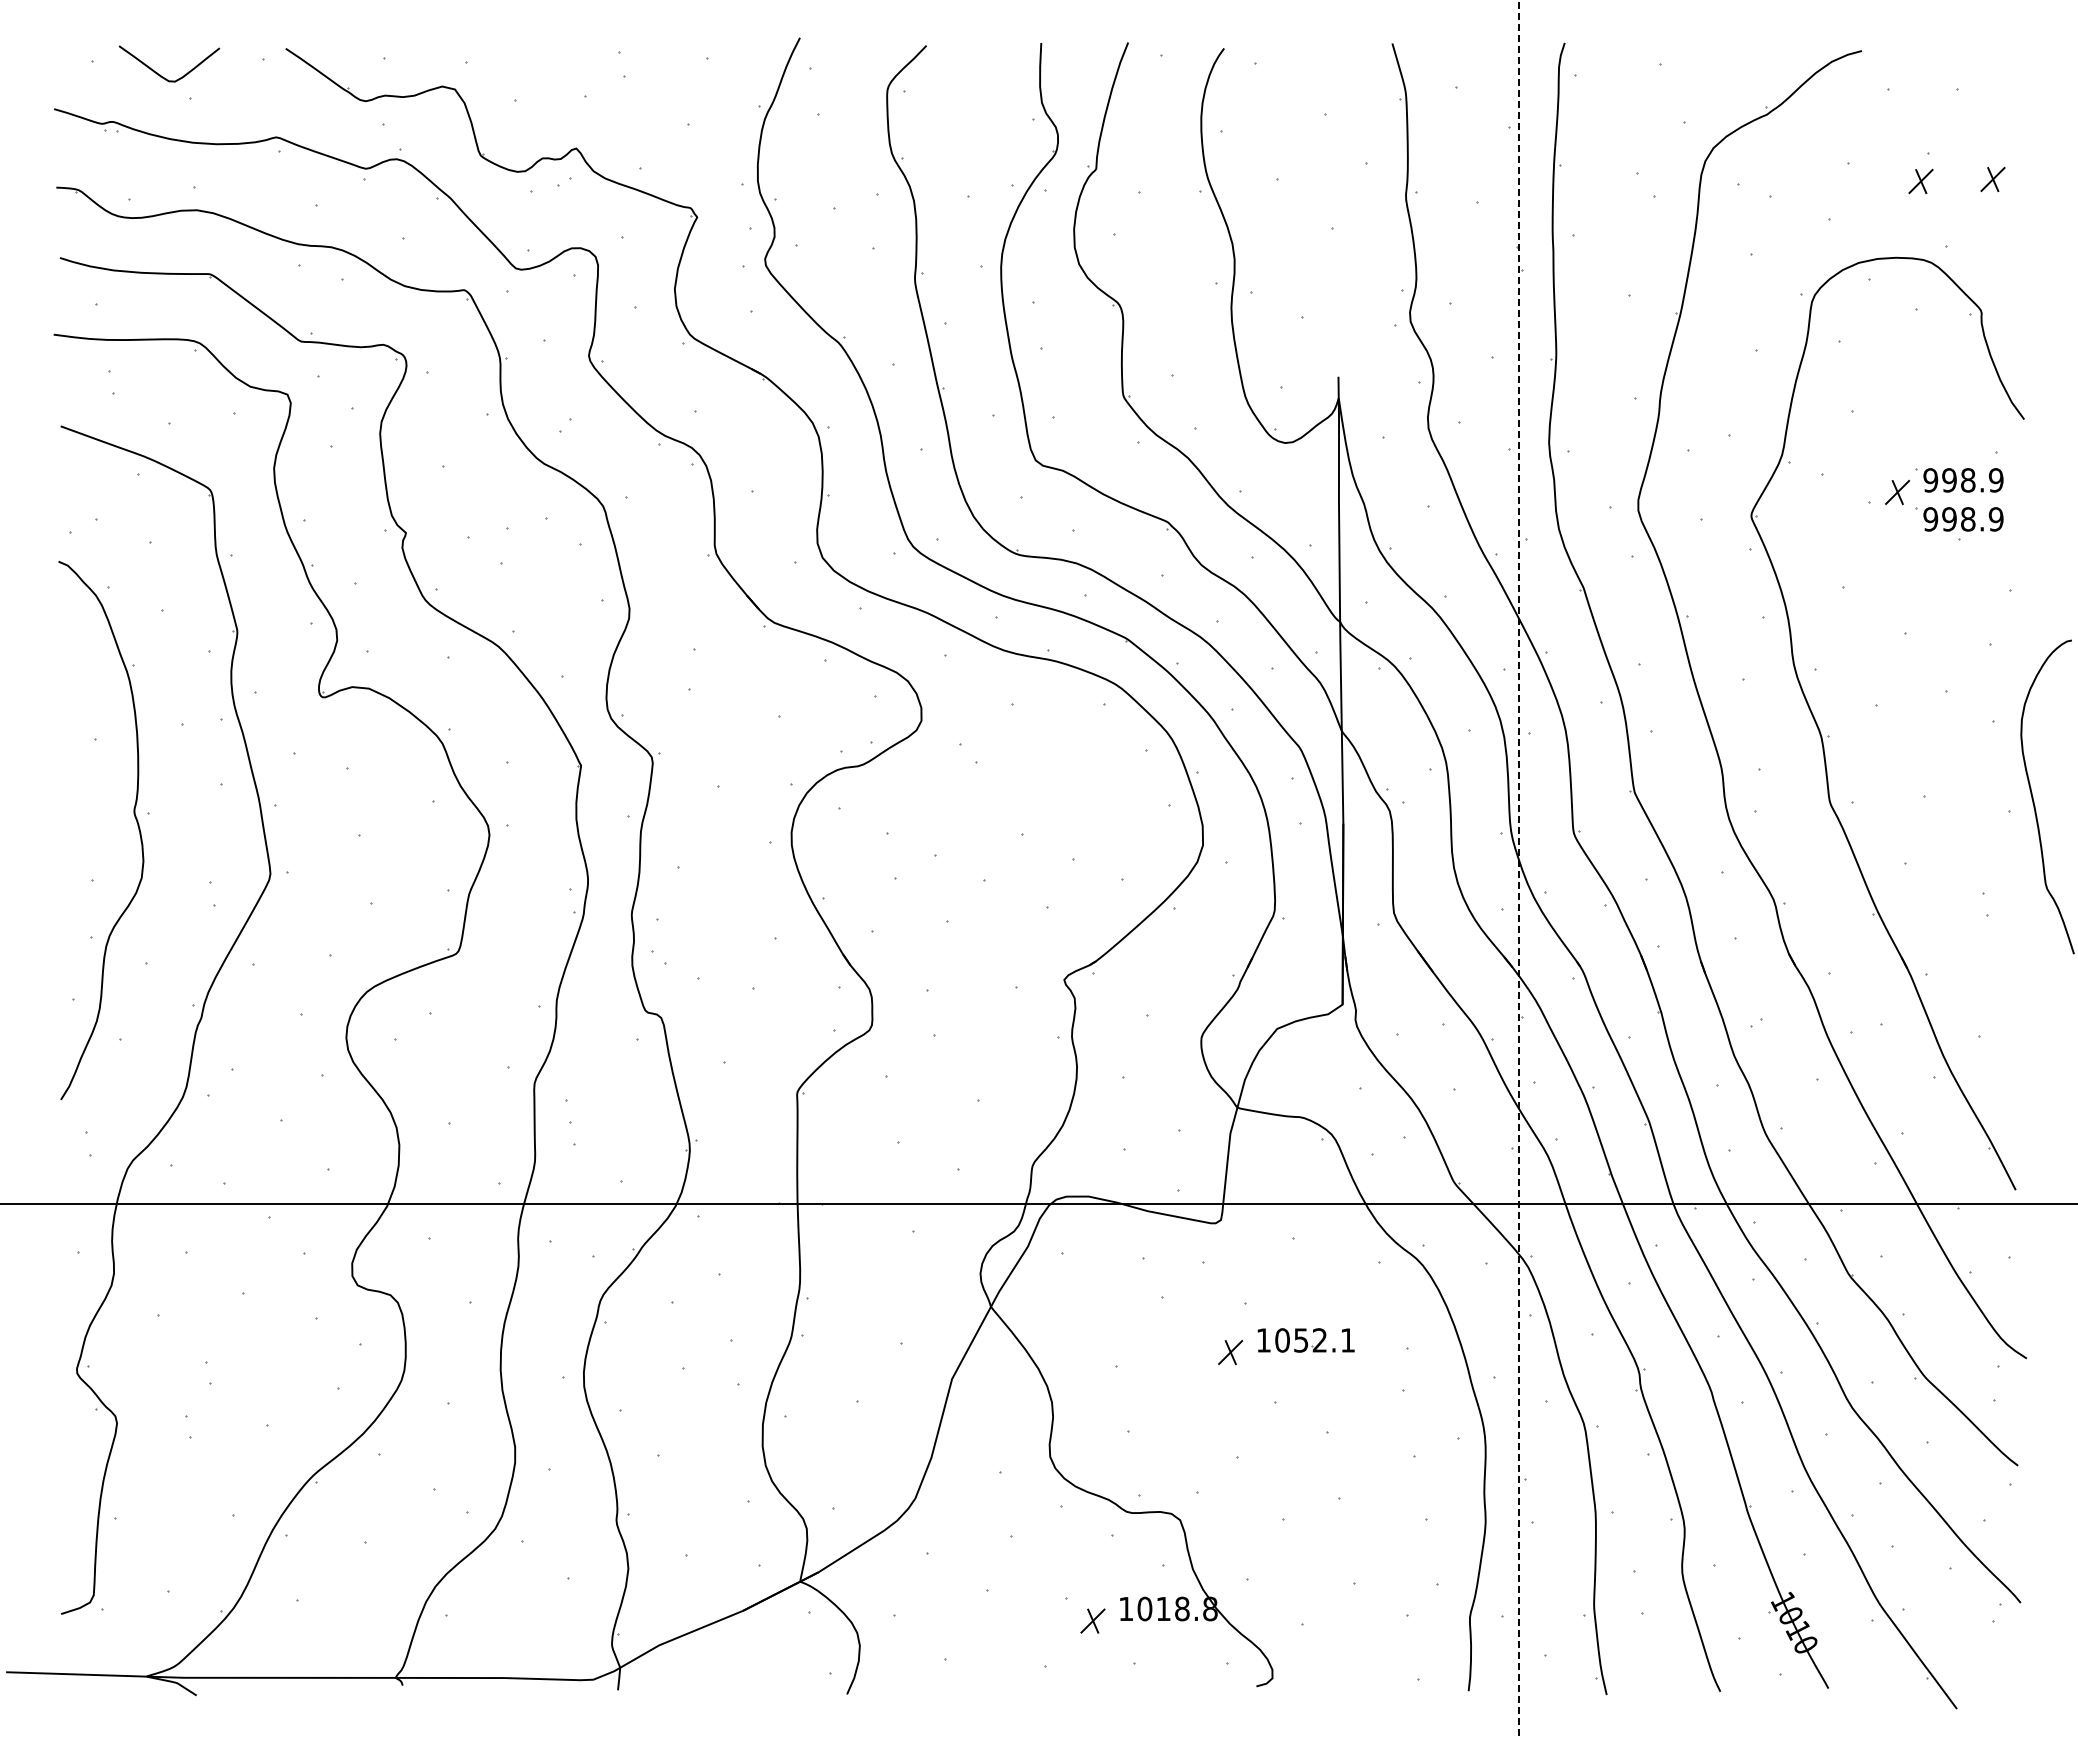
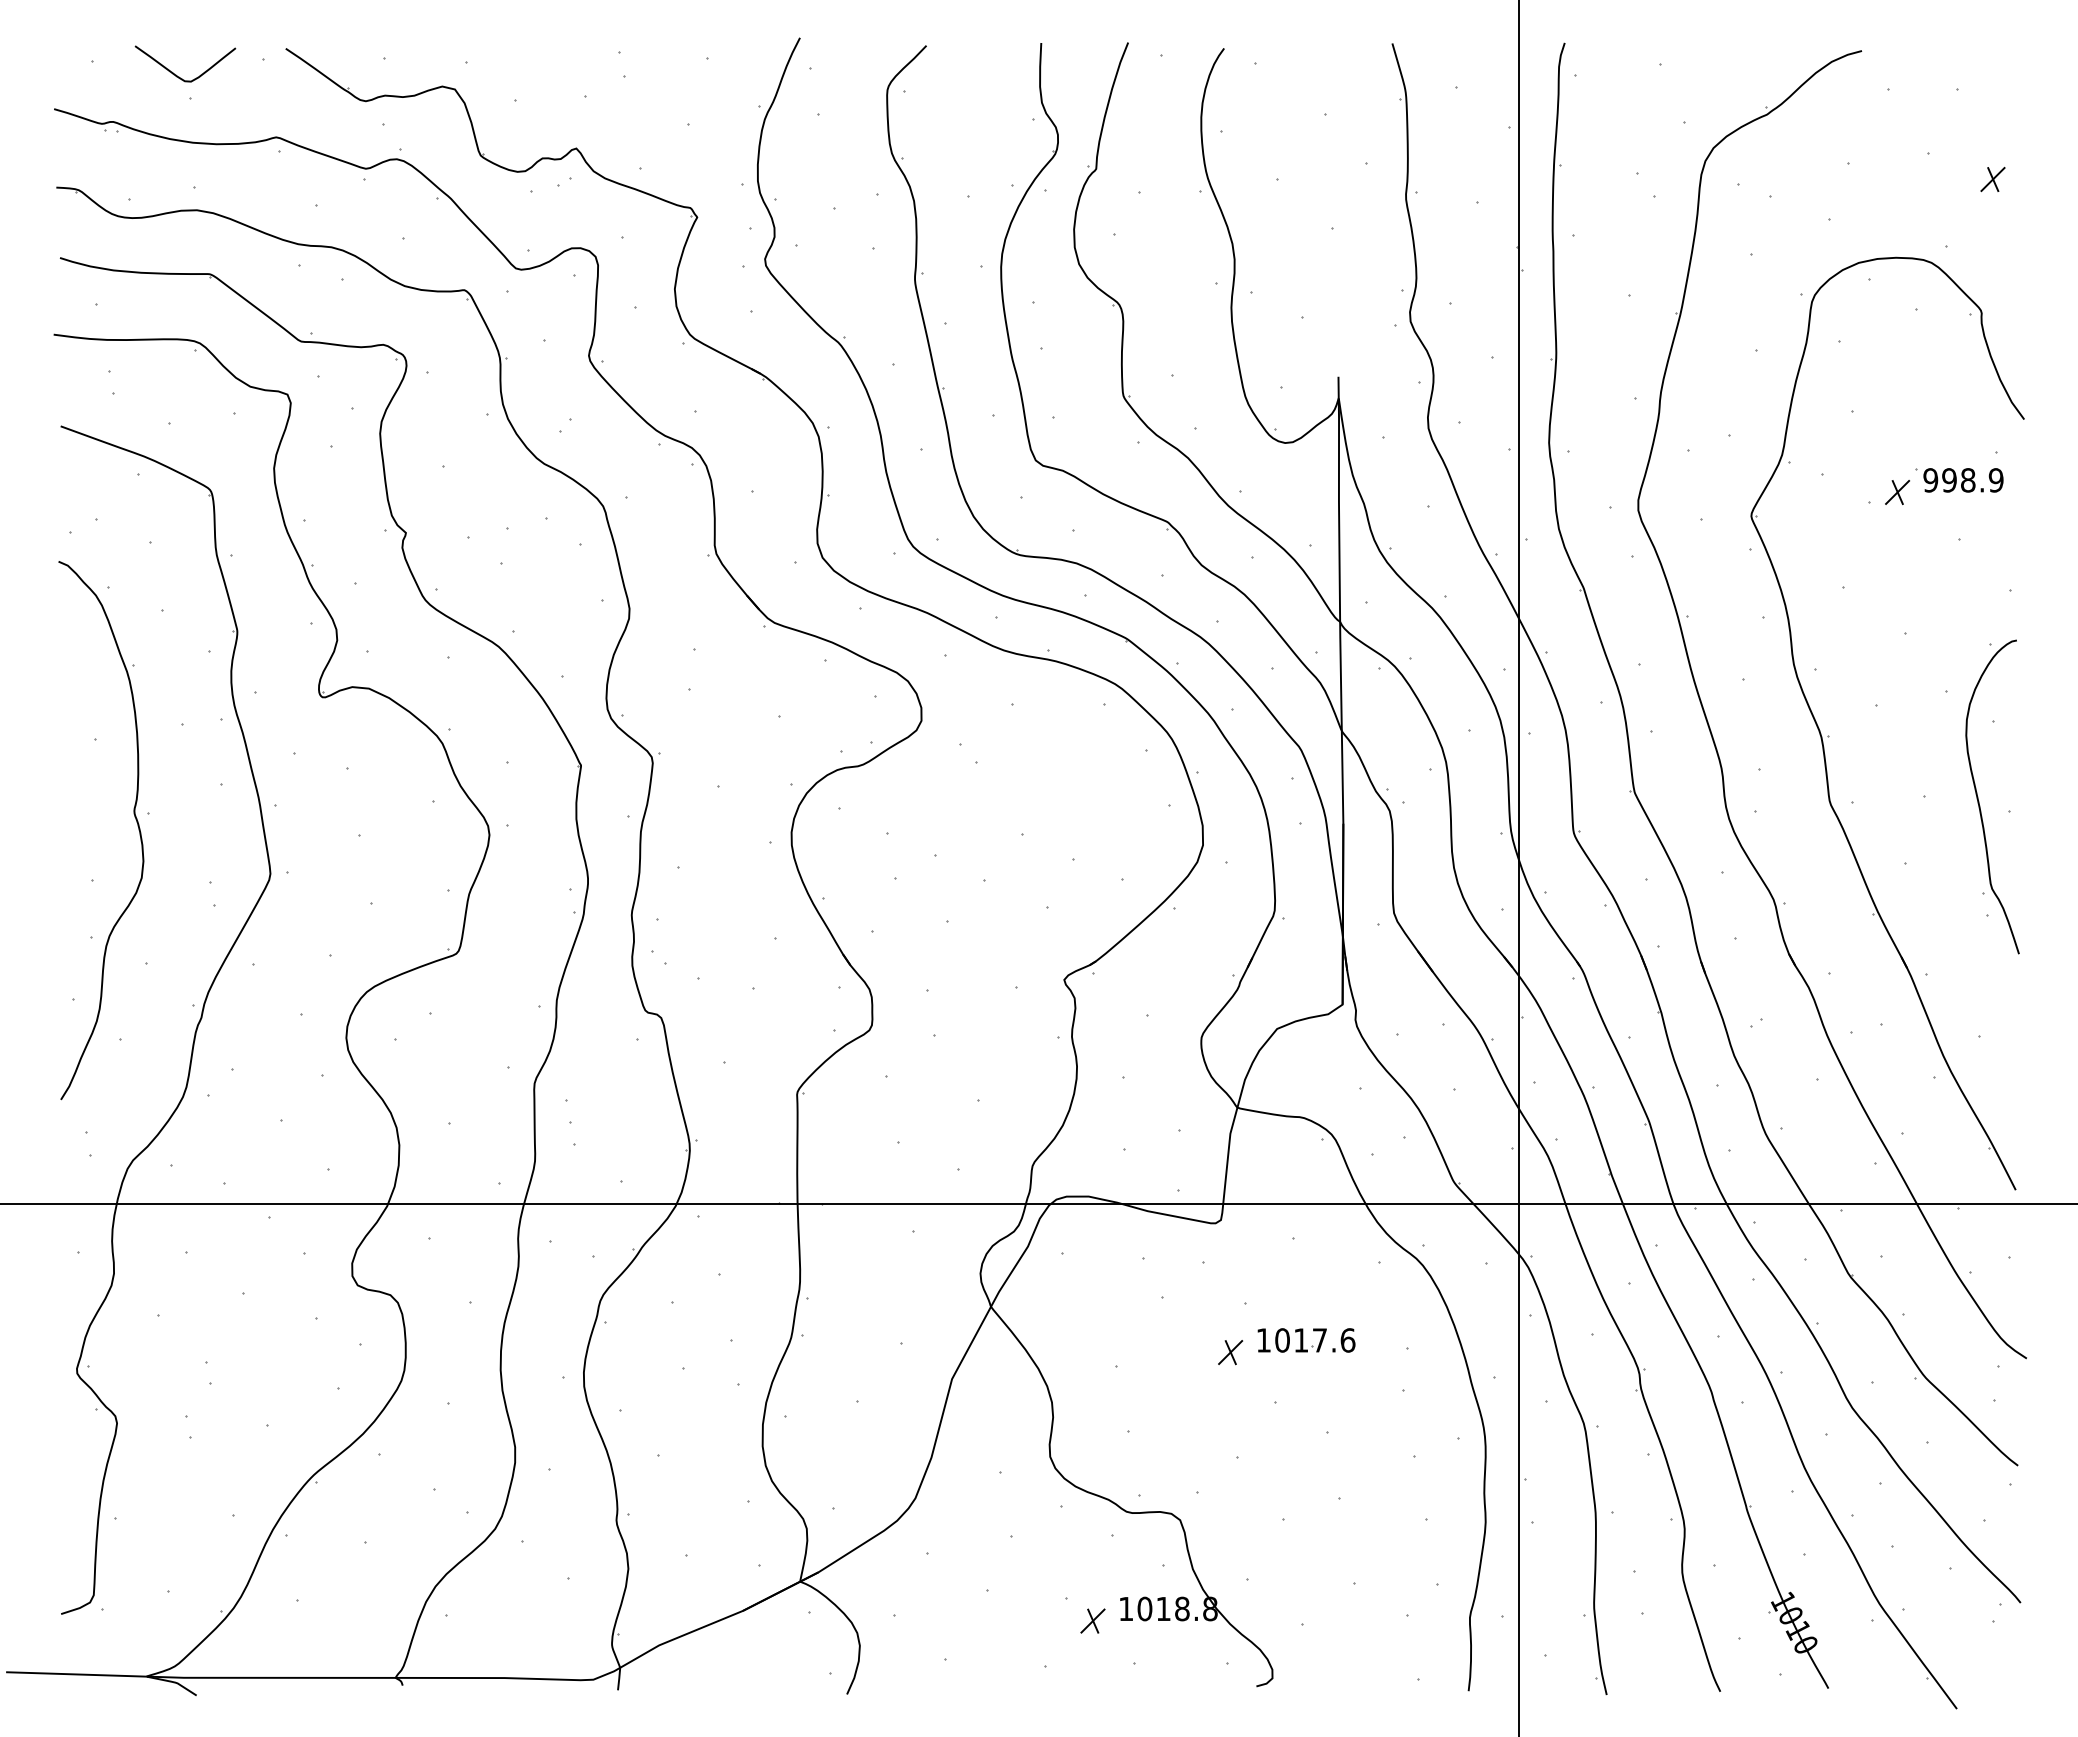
curve position: (160, 74) -> (176, 74) (176, 74)
part: present -> none (1920, 181)
part: present -> none (1959, 519)
curve position: (2034, 801) -> (1979, 801) (1979, 801)
line: dashed -> solid (1519, 868)
text: 1052.1 -> 1017.6 (1324, 1340)
